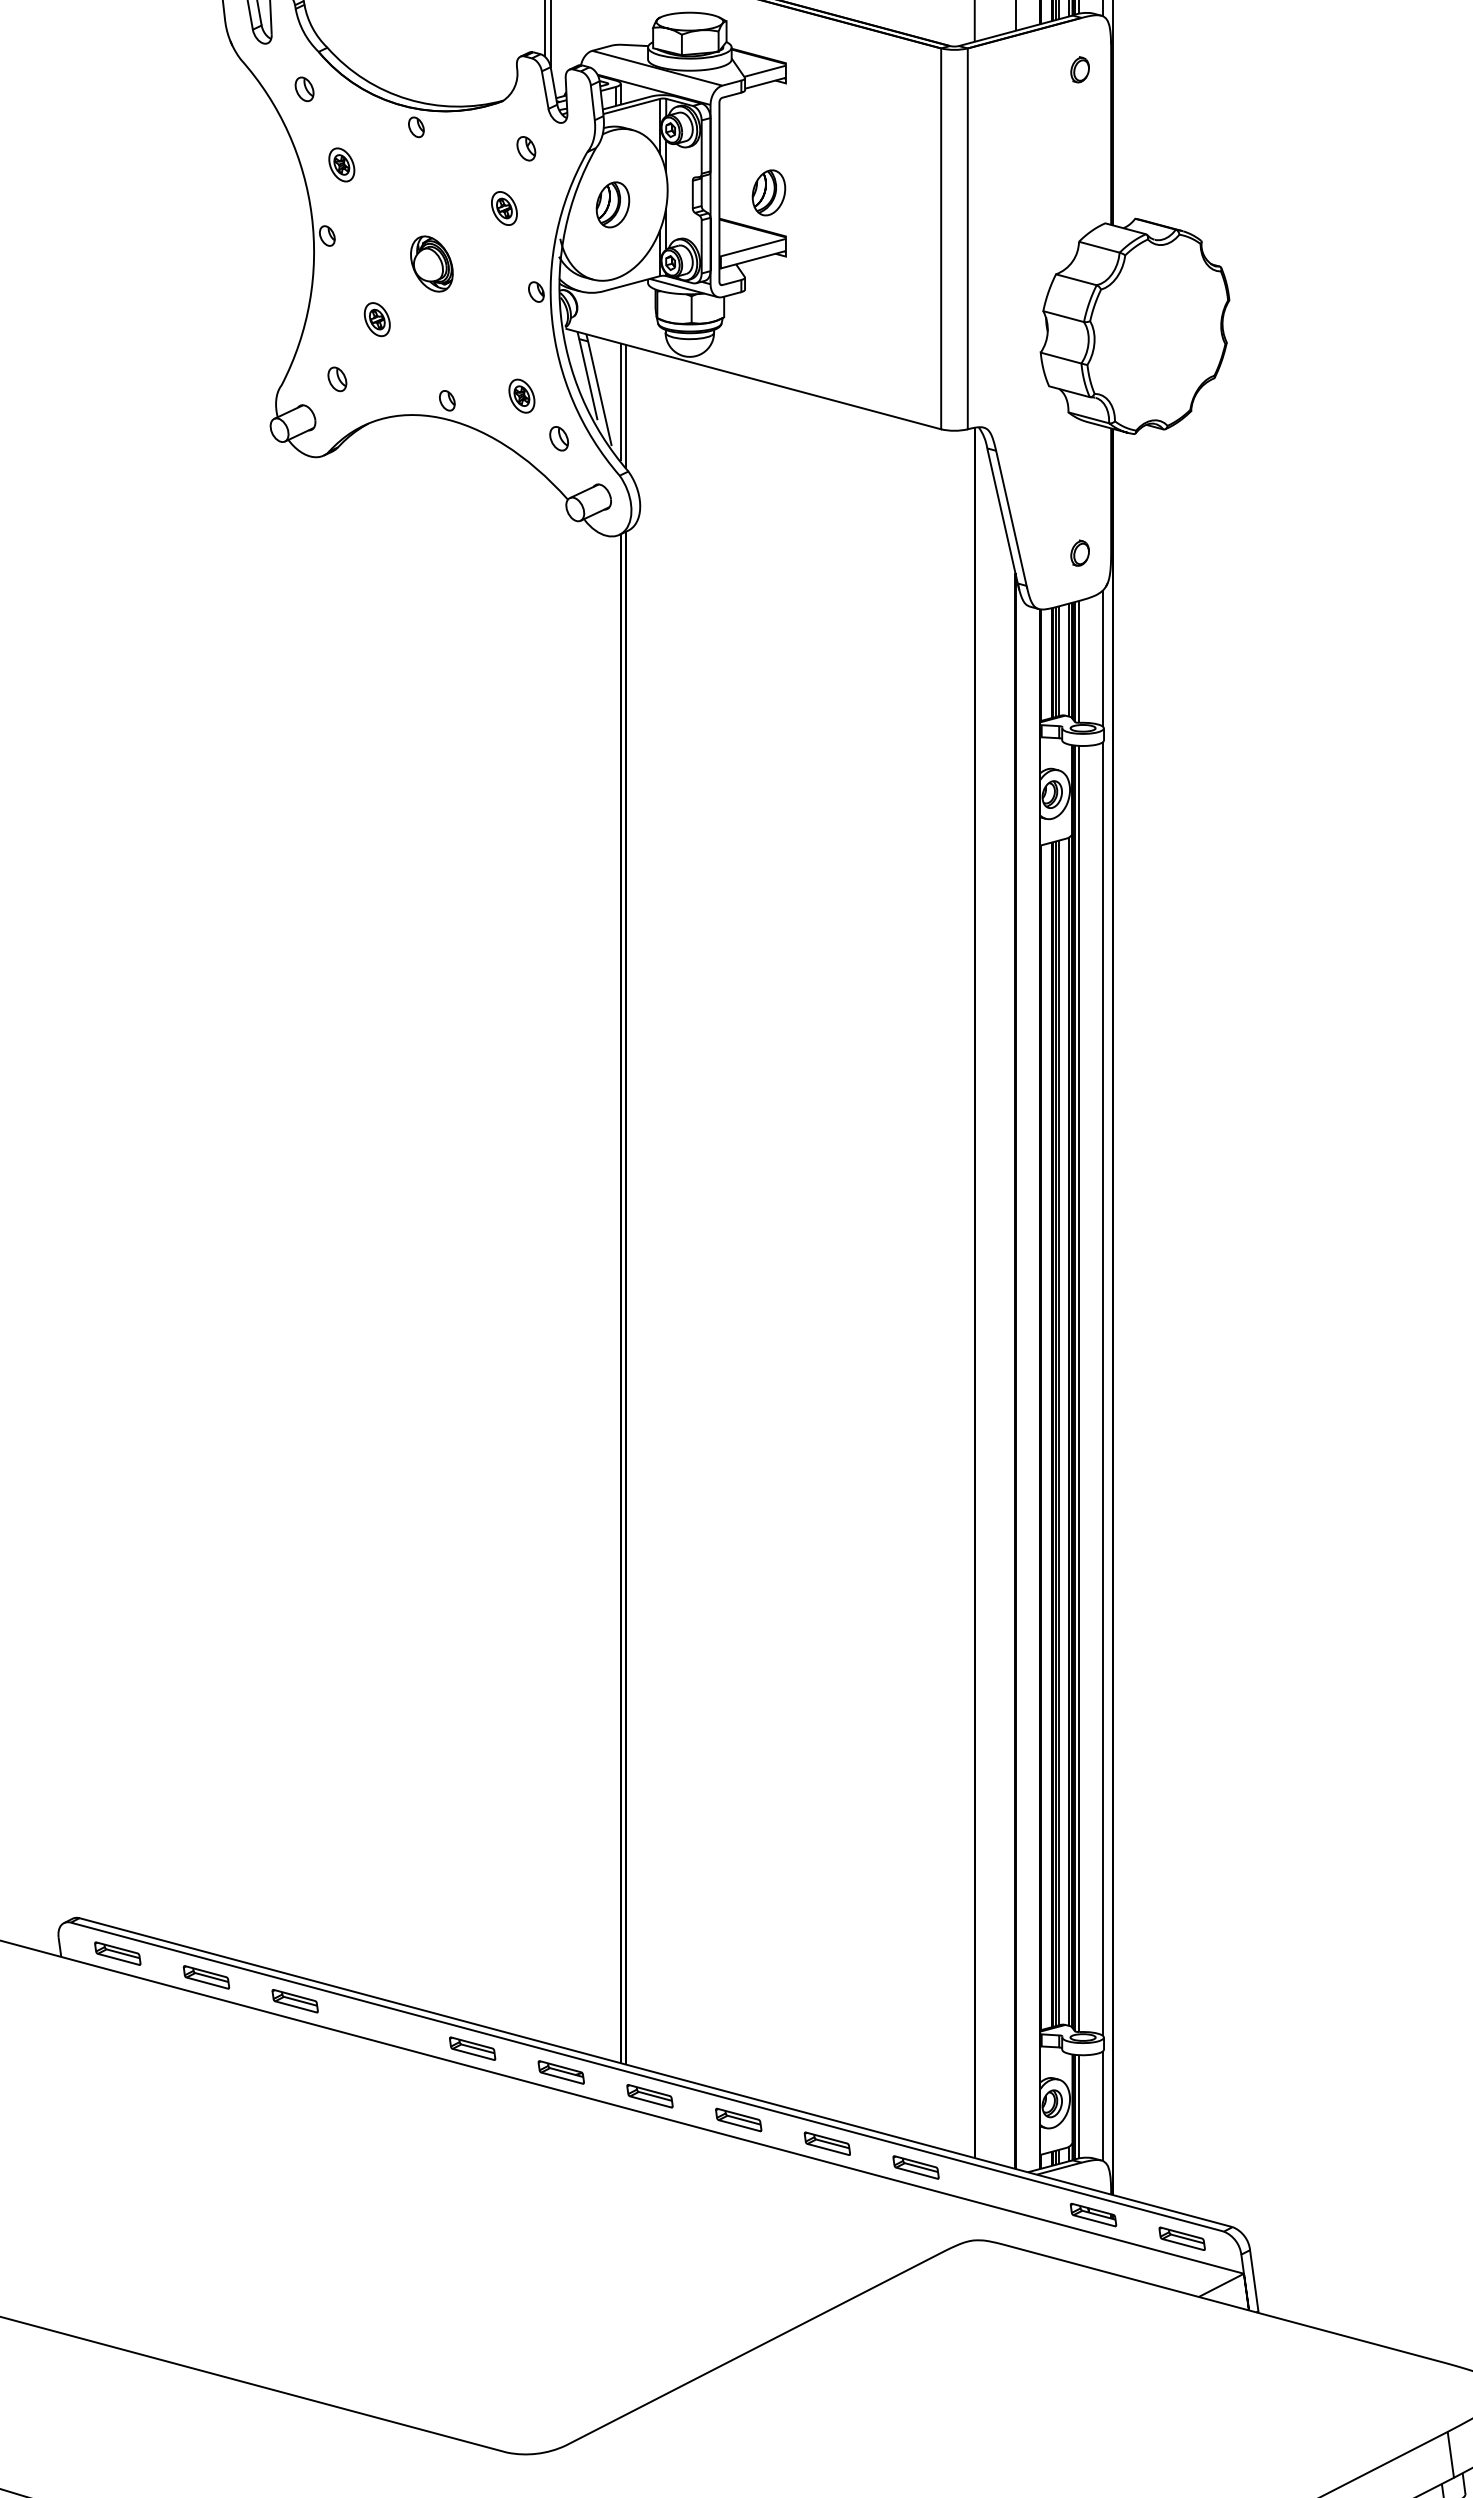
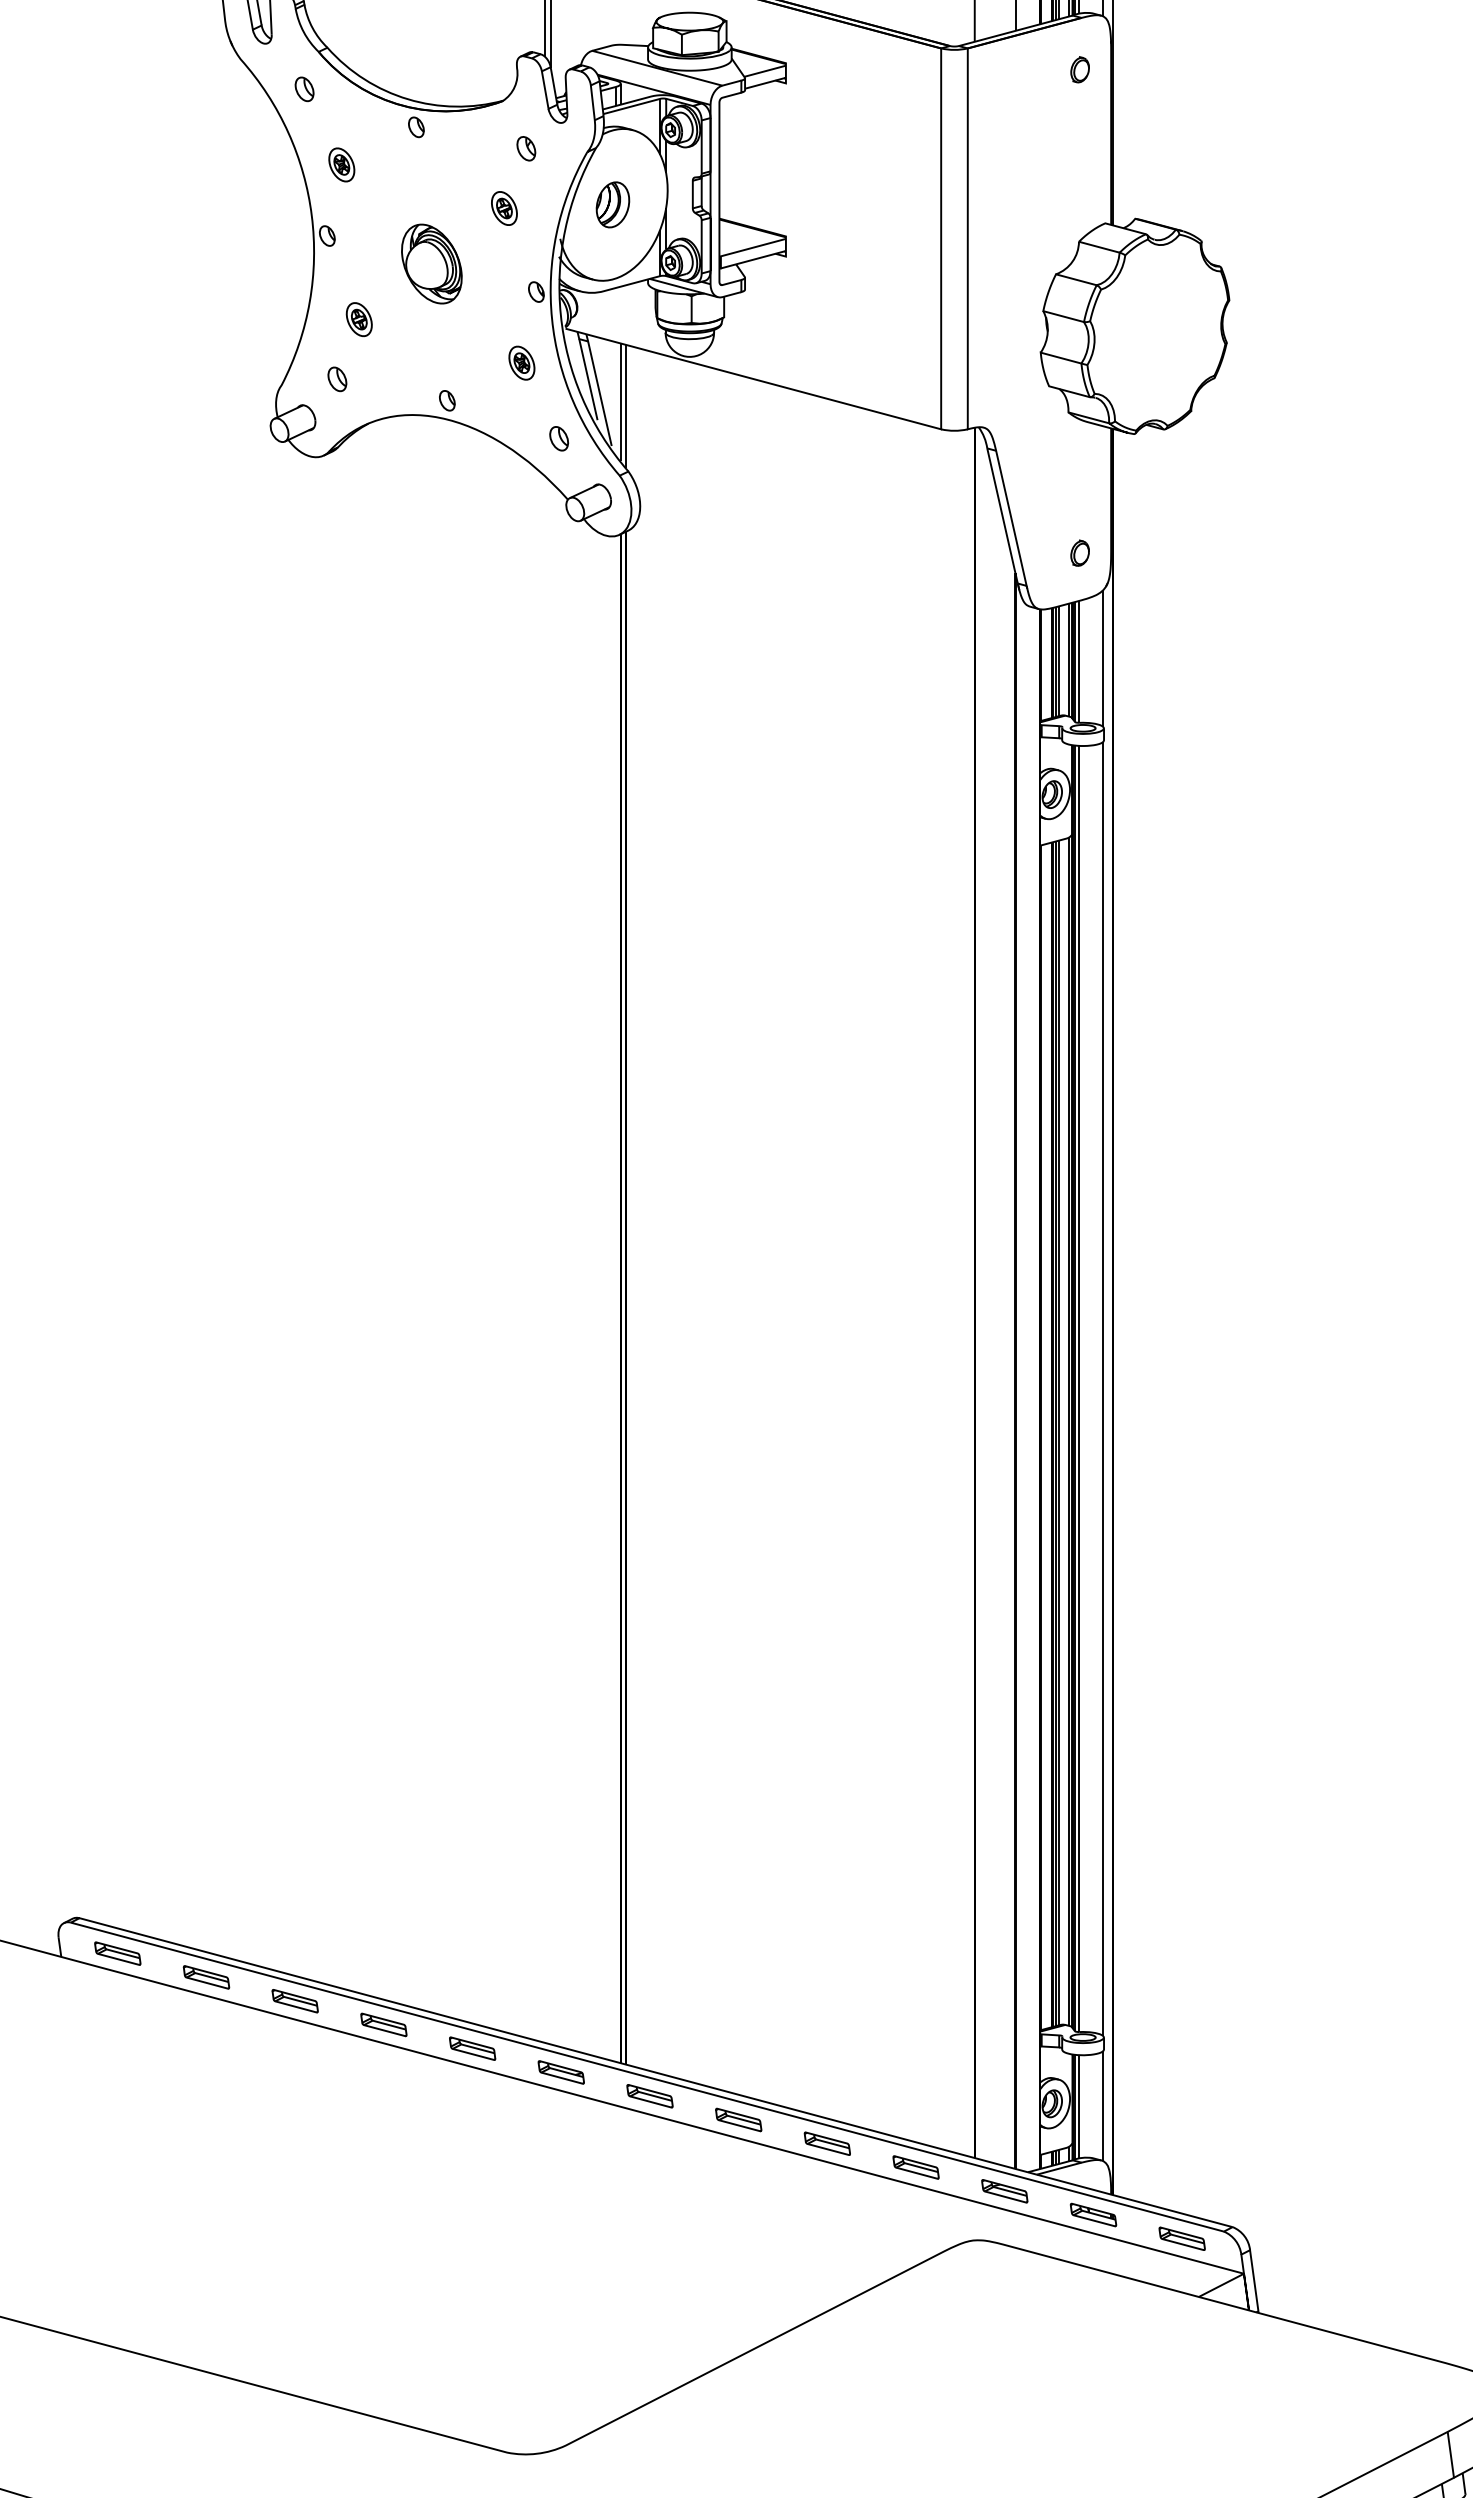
part: present -> none (768, 192)
part size: 44x58 px -> 62x82 px (431, 263)
part position: (376, 319) -> (358, 319) (358, 319)
part position: (521, 395) -> (521, 362) (521, 362)
part: none -> present (383, 2024)
part: none -> present (1004, 2191)
